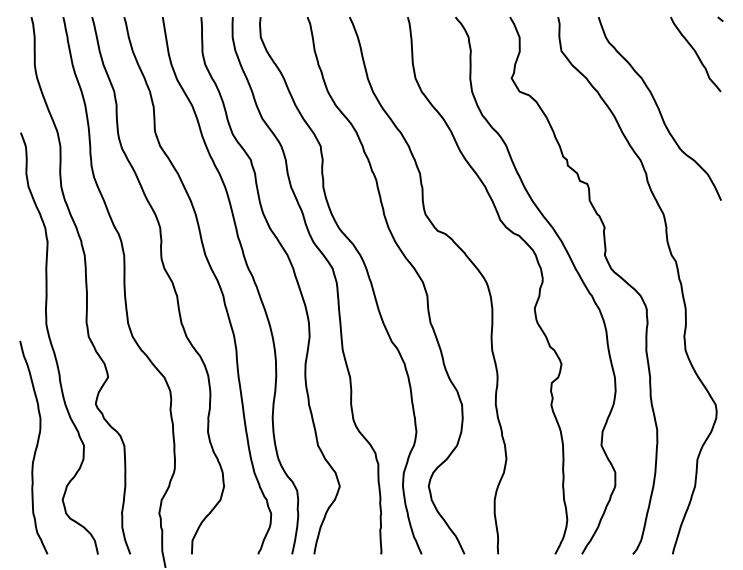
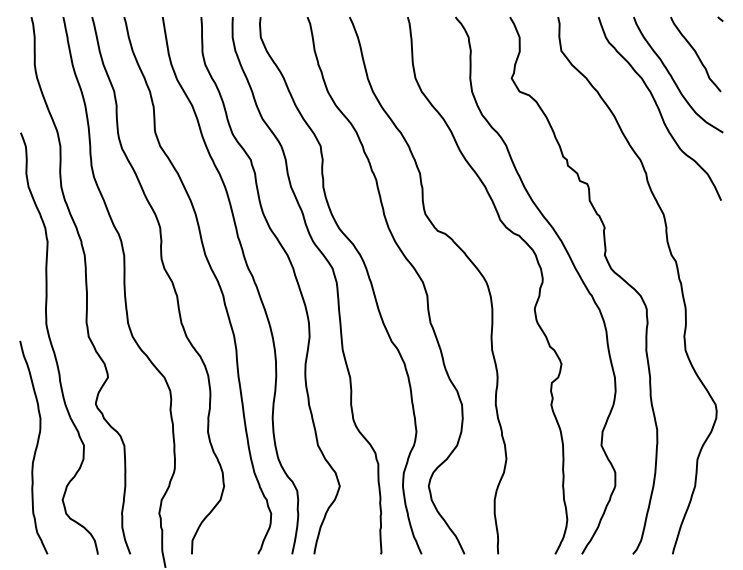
curve: none -> present (672, 76)
